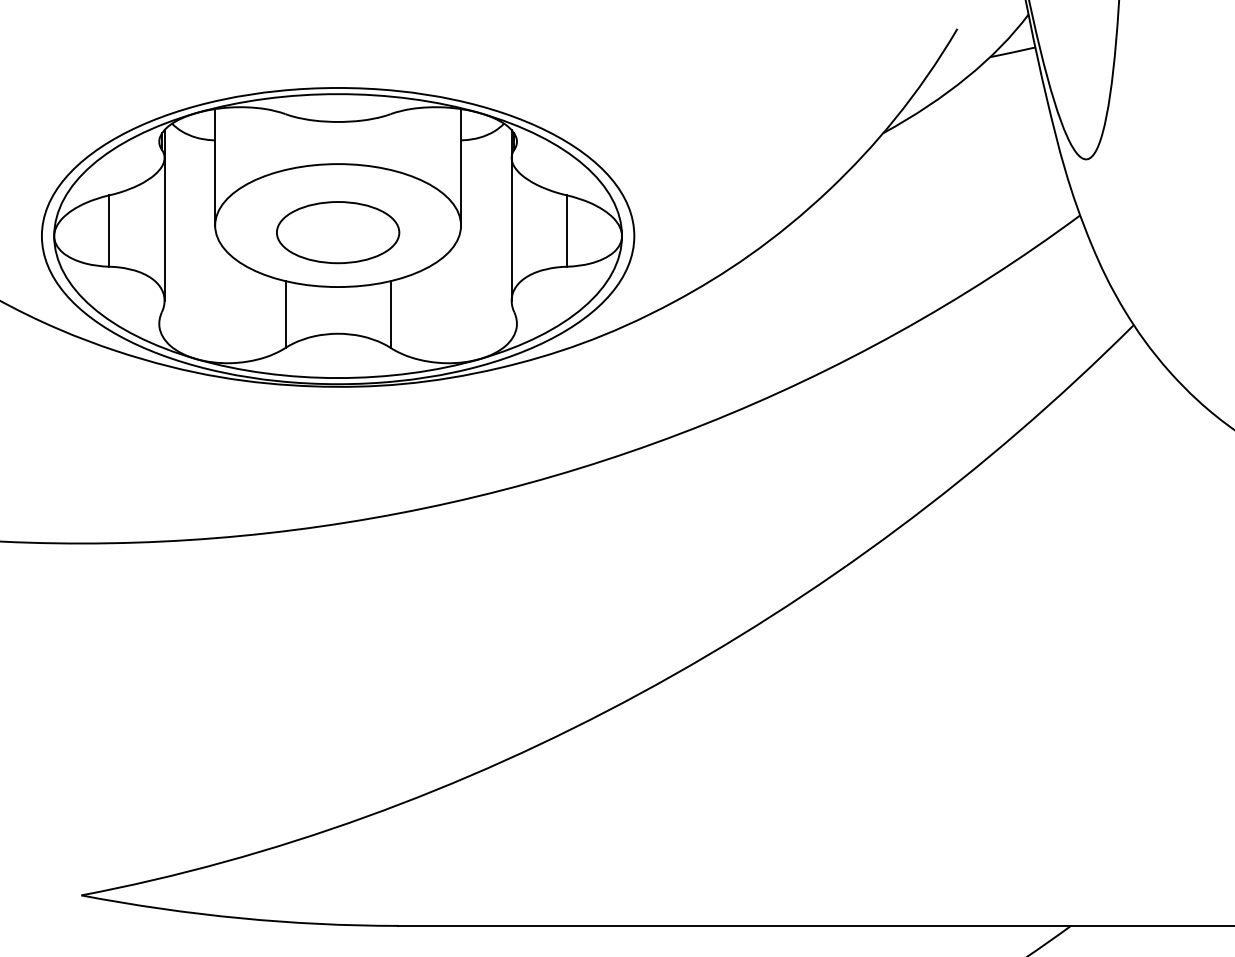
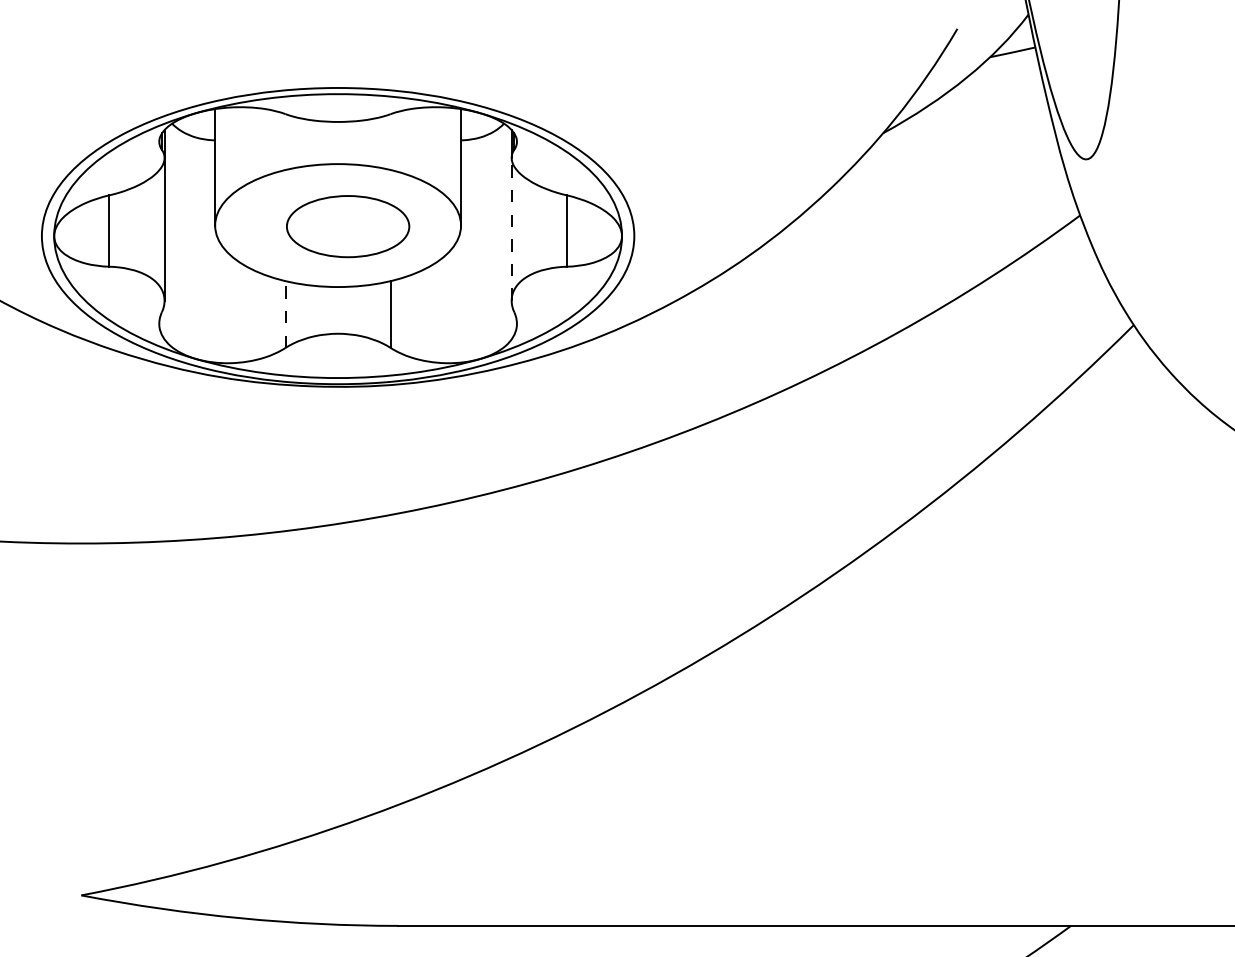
line: solid -> dashed (511, 228)
part position: (338, 232) -> (348, 226) (348, 226)
line: solid -> dashed (285, 314)
